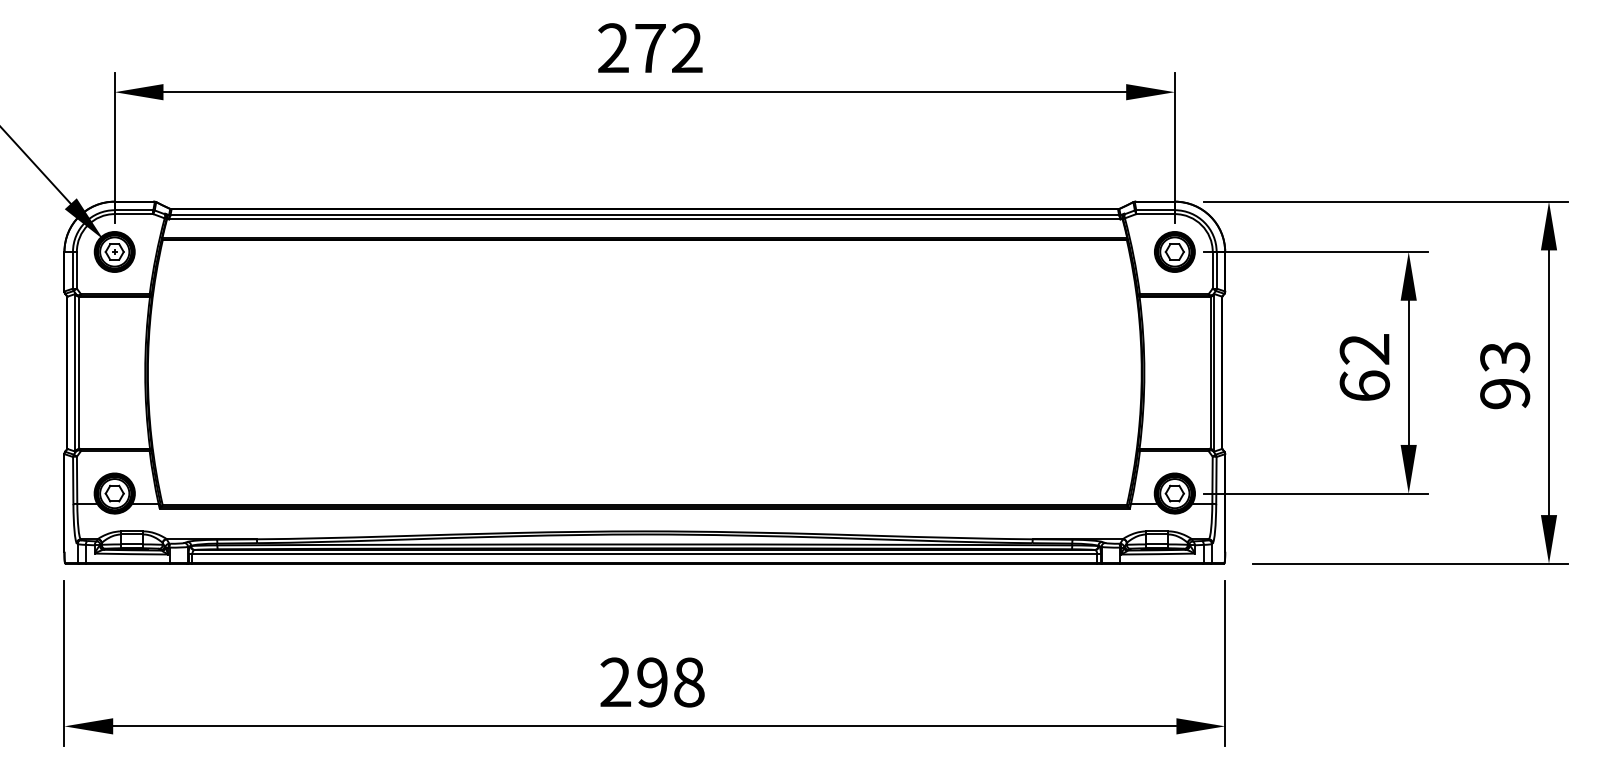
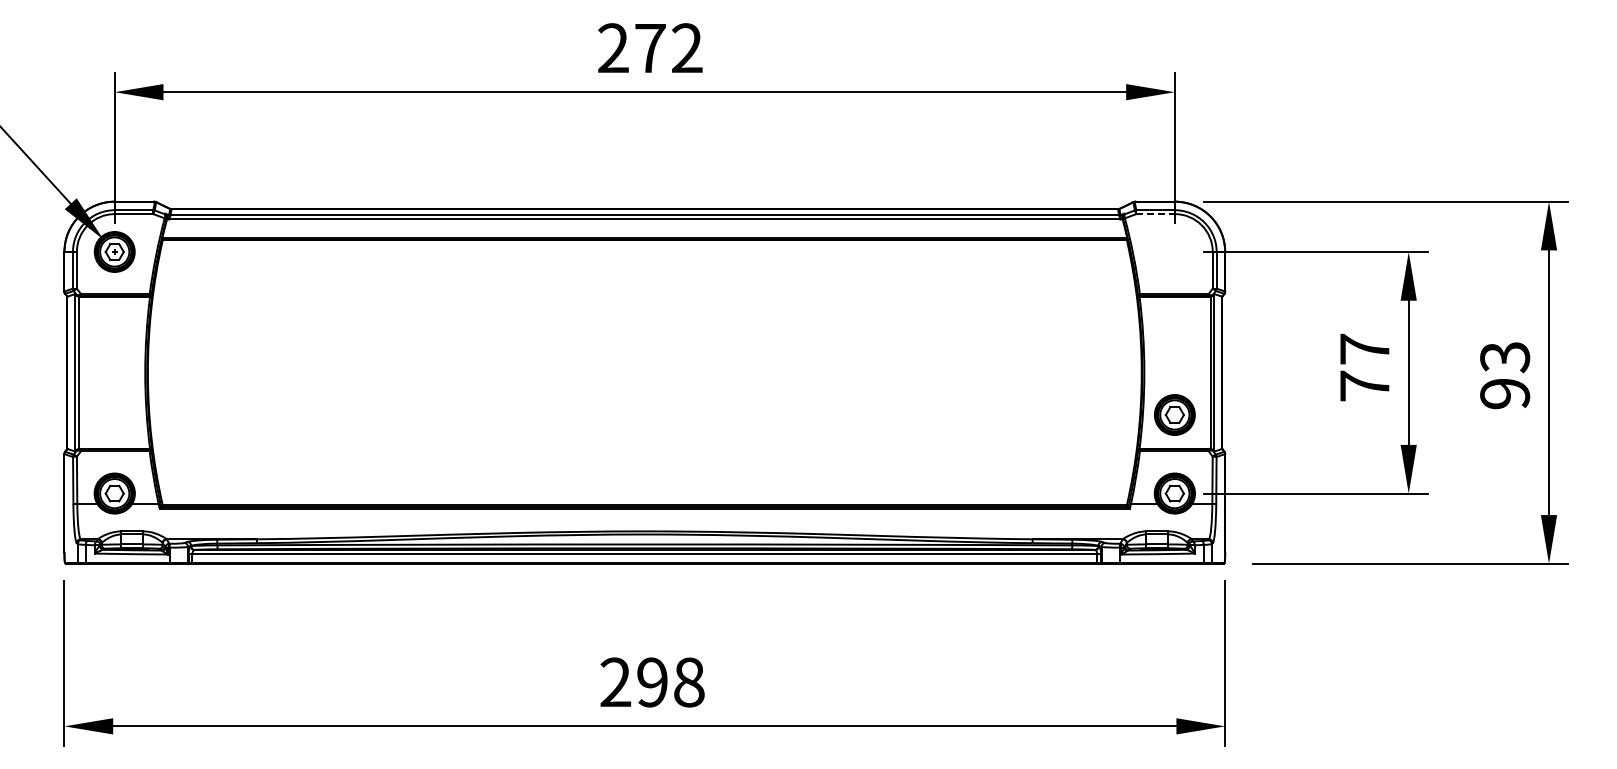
line: solid -> dashed (1156, 214)
part position: (1174, 251) -> (1174, 414) (1174, 414)
text: 62 -> 77 (1364, 367)
